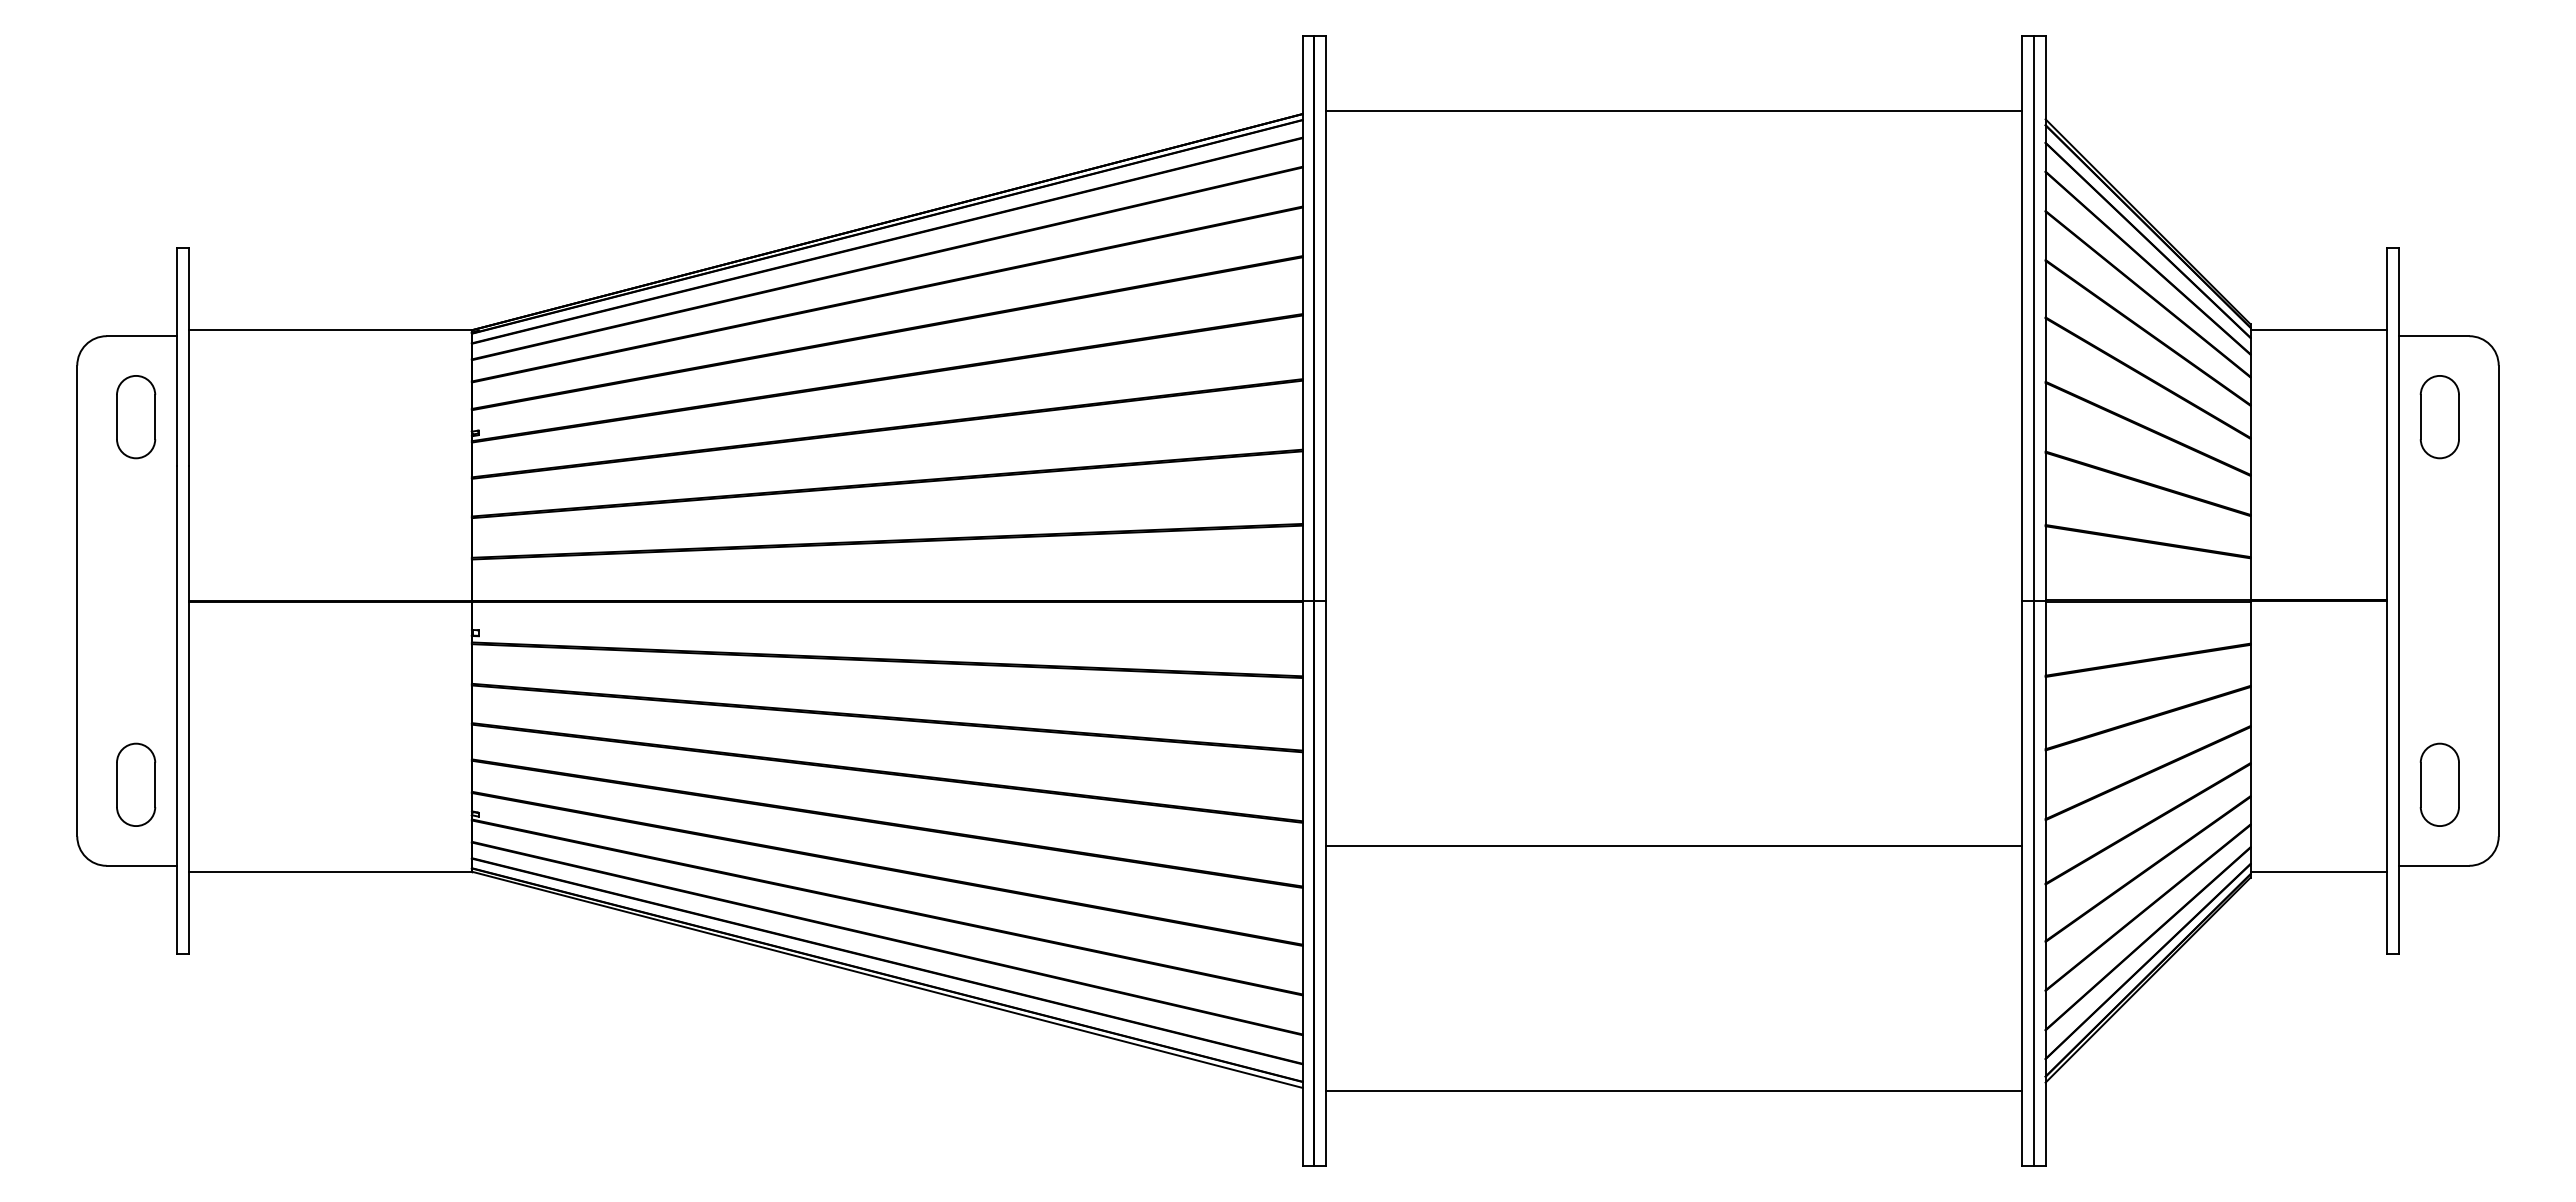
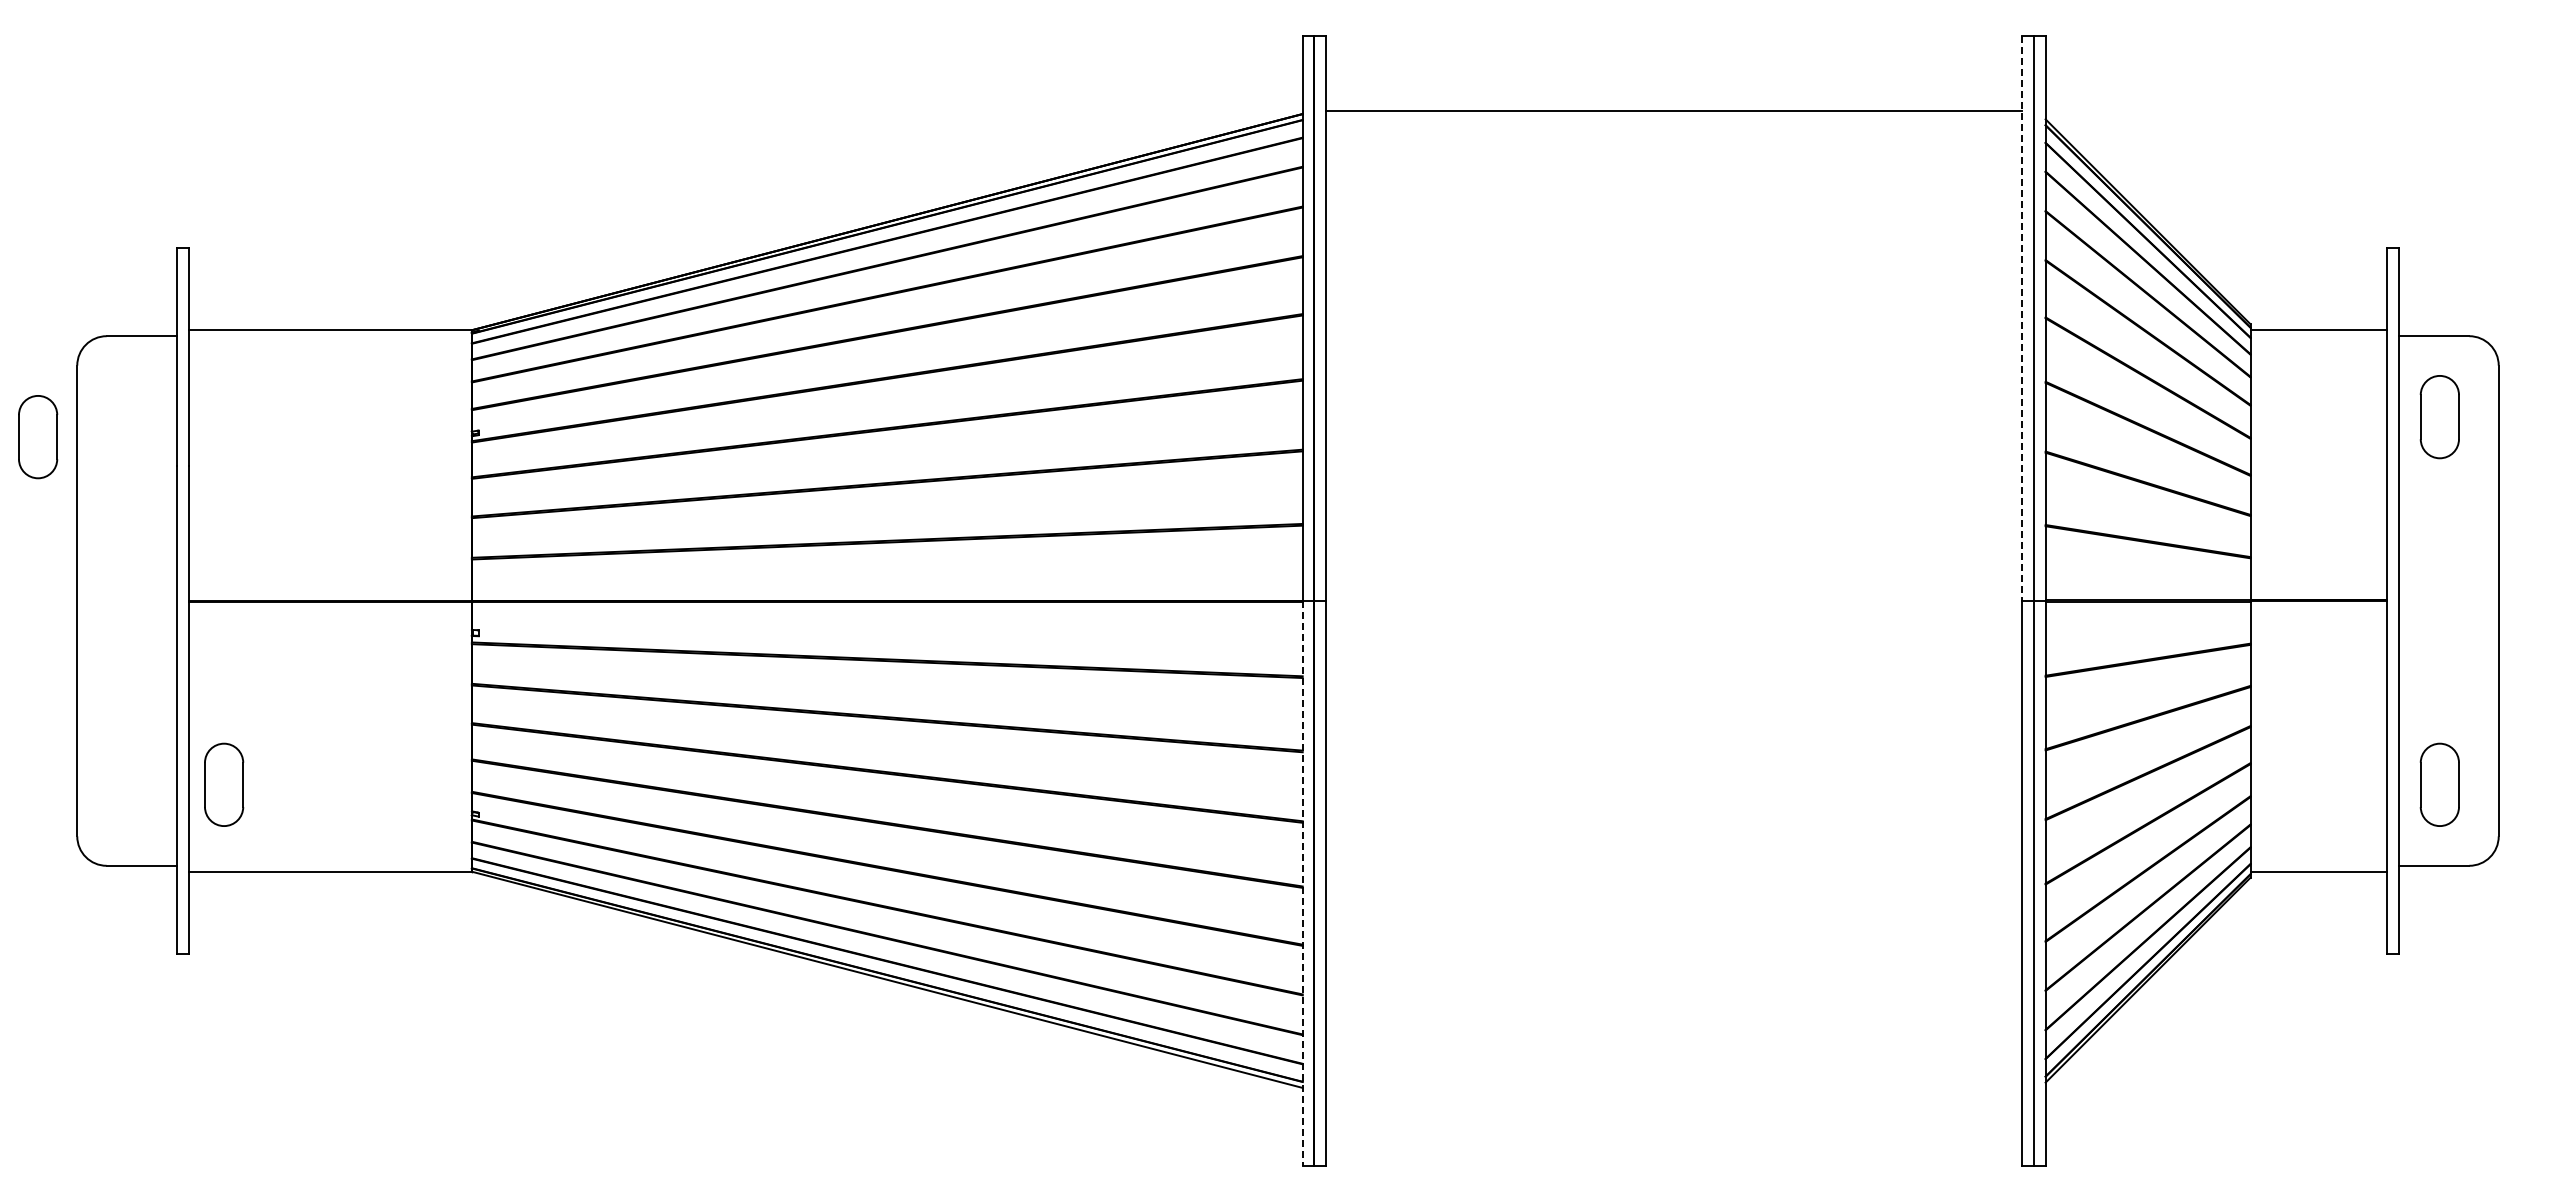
line: solid -> dashed (2022, 319)
part position: (136, 417) -> (38, 437) (38, 437)
part position: (136, 784) -> (224, 784) (224, 784)
line: present -> none (1674, 845)
line: solid -> dashed (1302, 883)
line: present -> none (1674, 1090)
